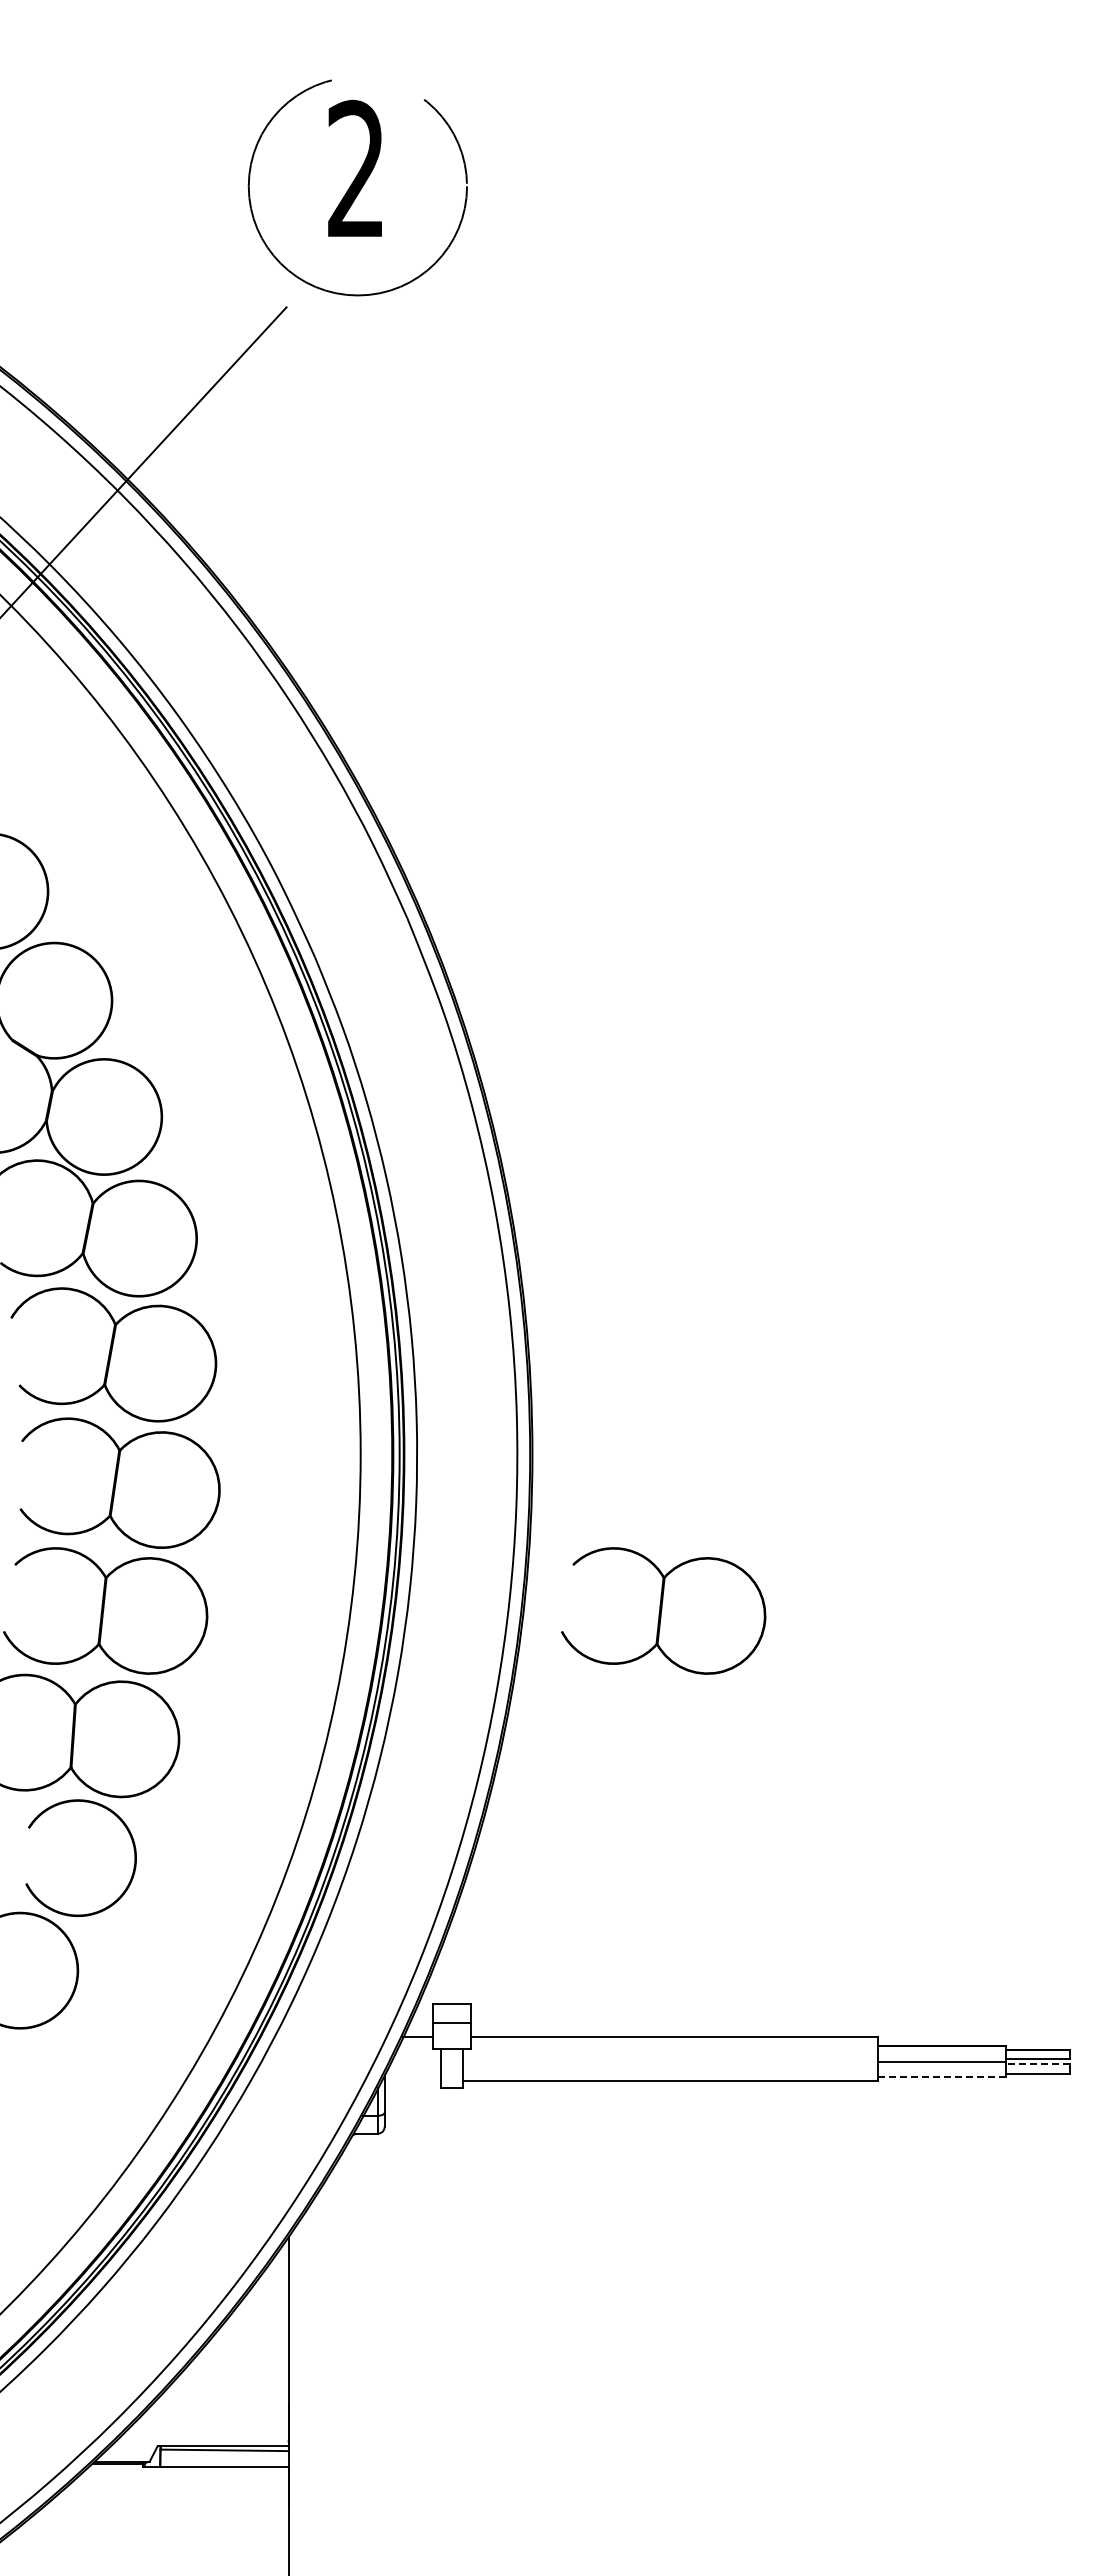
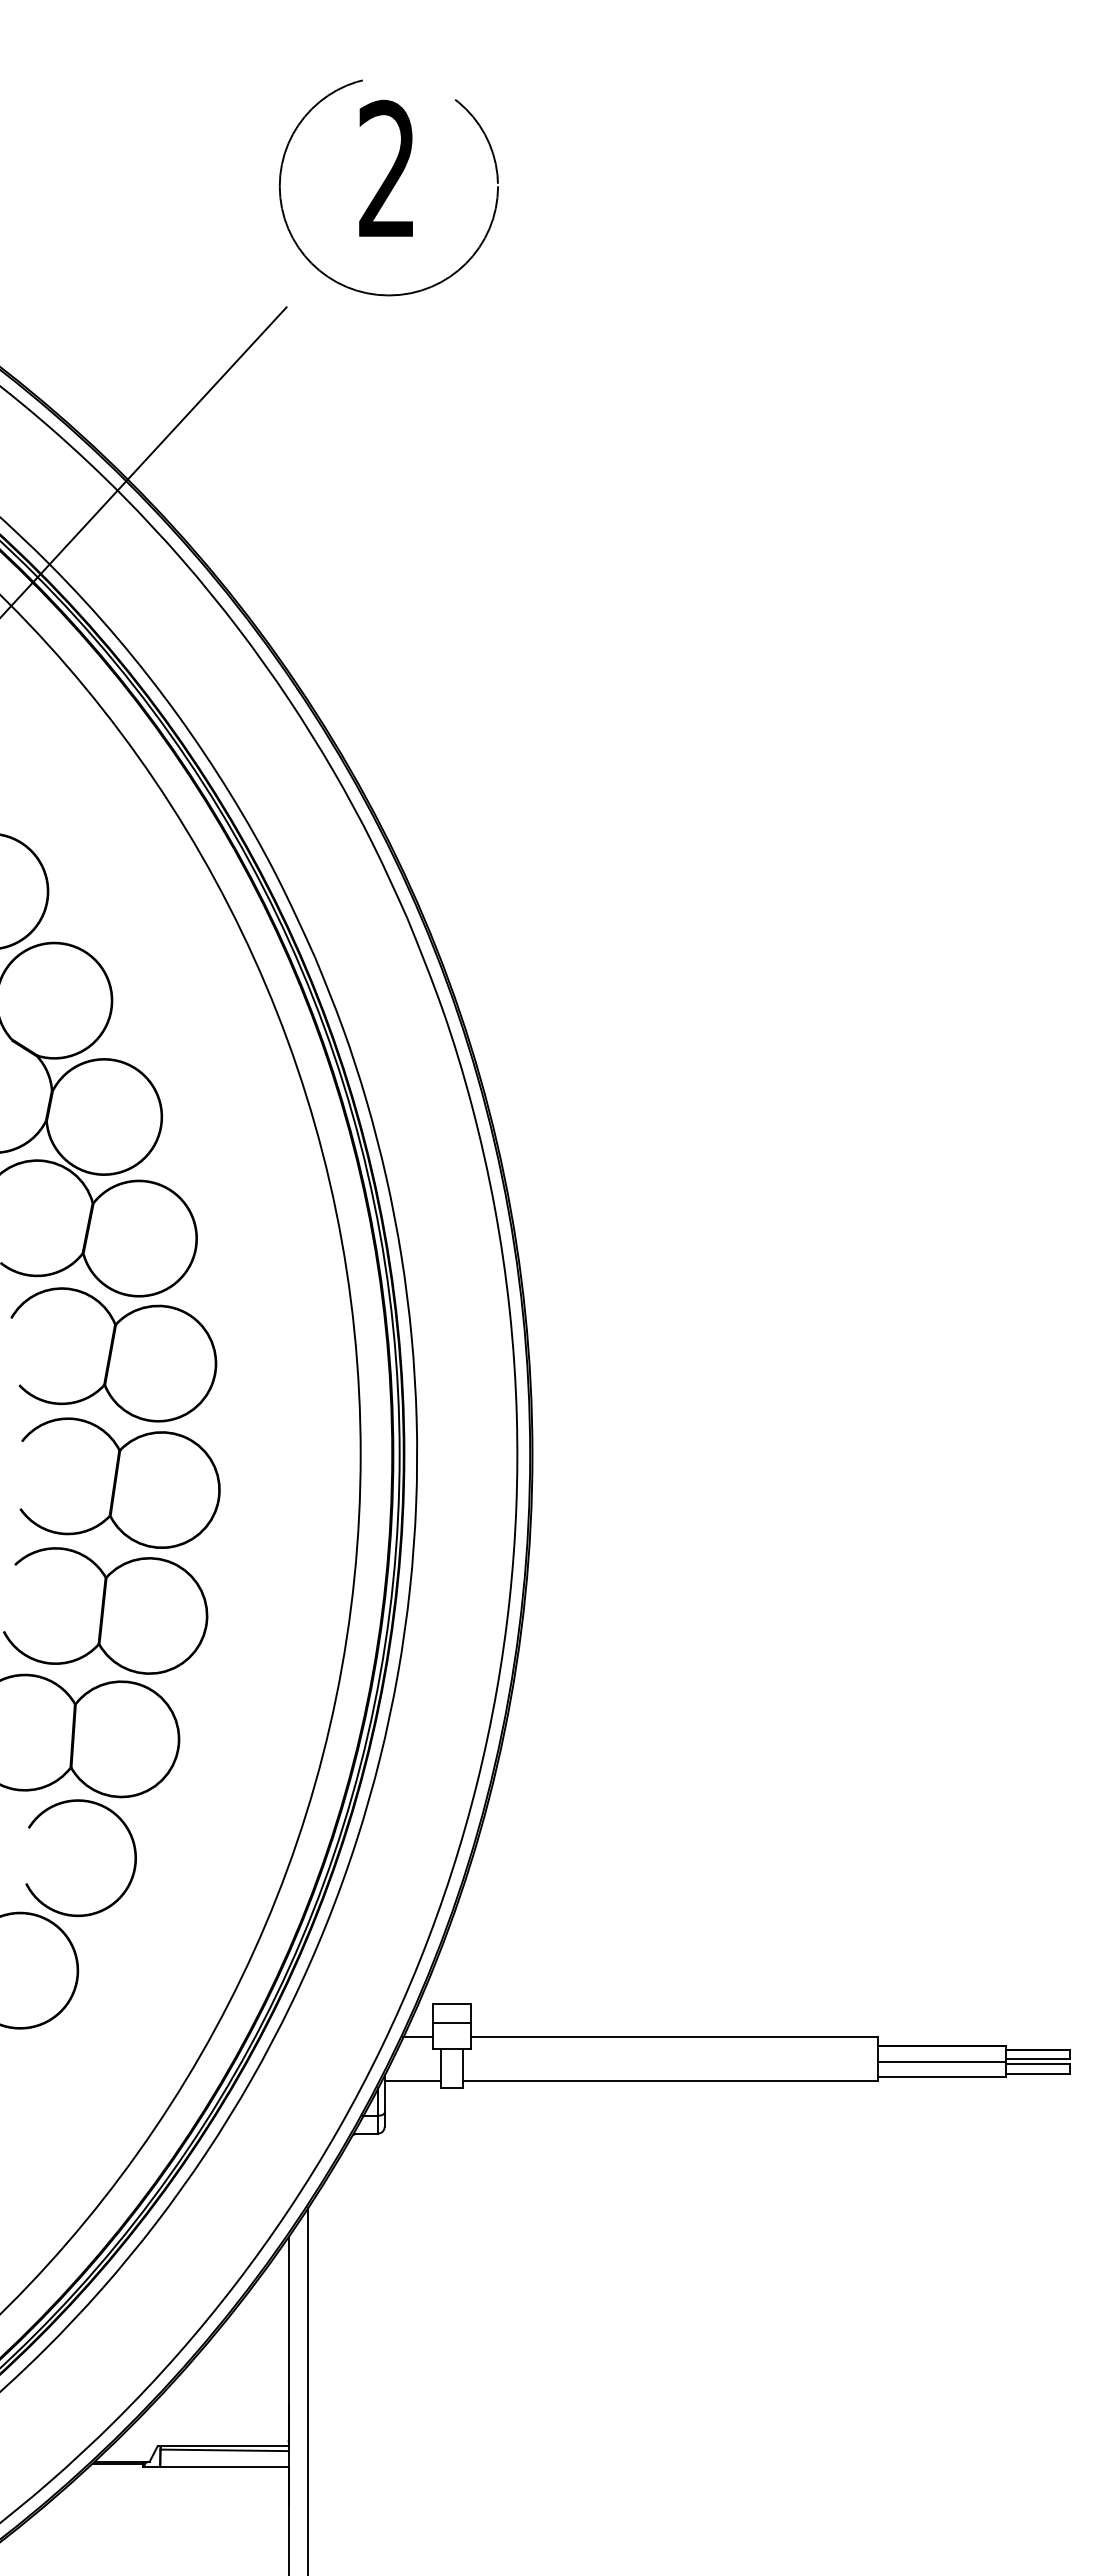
part position: (357, 187) -> (388, 187) (388, 187)
part: present -> none (663, 1610)
line: dashed -> solid (1037, 2063)
line: dashed -> solid (942, 2076)
line: none -> present (412, 2081)
line: none -> present (307, 2390)
